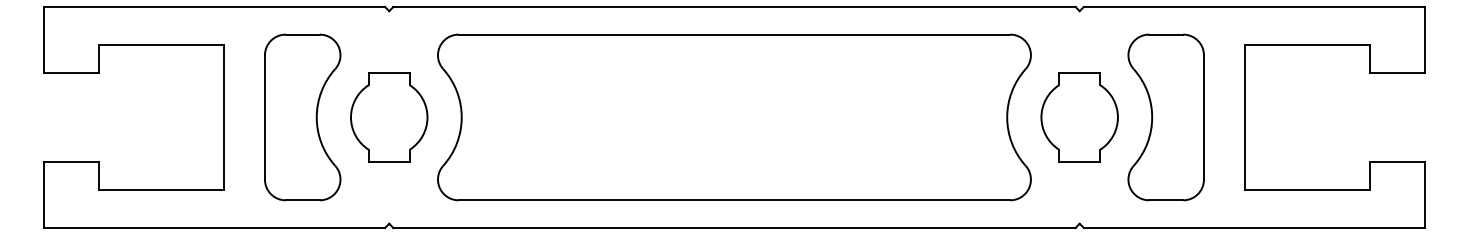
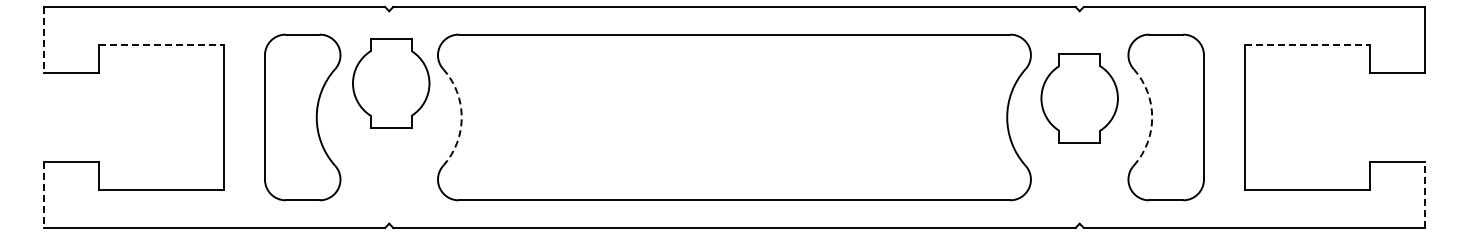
line: solid -> dashed (44, 39)
line: solid -> dashed (161, 44)
line: solid -> dashed (1308, 44)
part position: (389, 117) -> (391, 83) (391, 83)
arc: solid -> dashed (461, 117)
part position: (1079, 117) -> (1079, 98) (1079, 98)
arc: solid -> dashed (1152, 117)
line: solid -> dashed (44, 195)
line: solid -> dashed (1424, 195)
